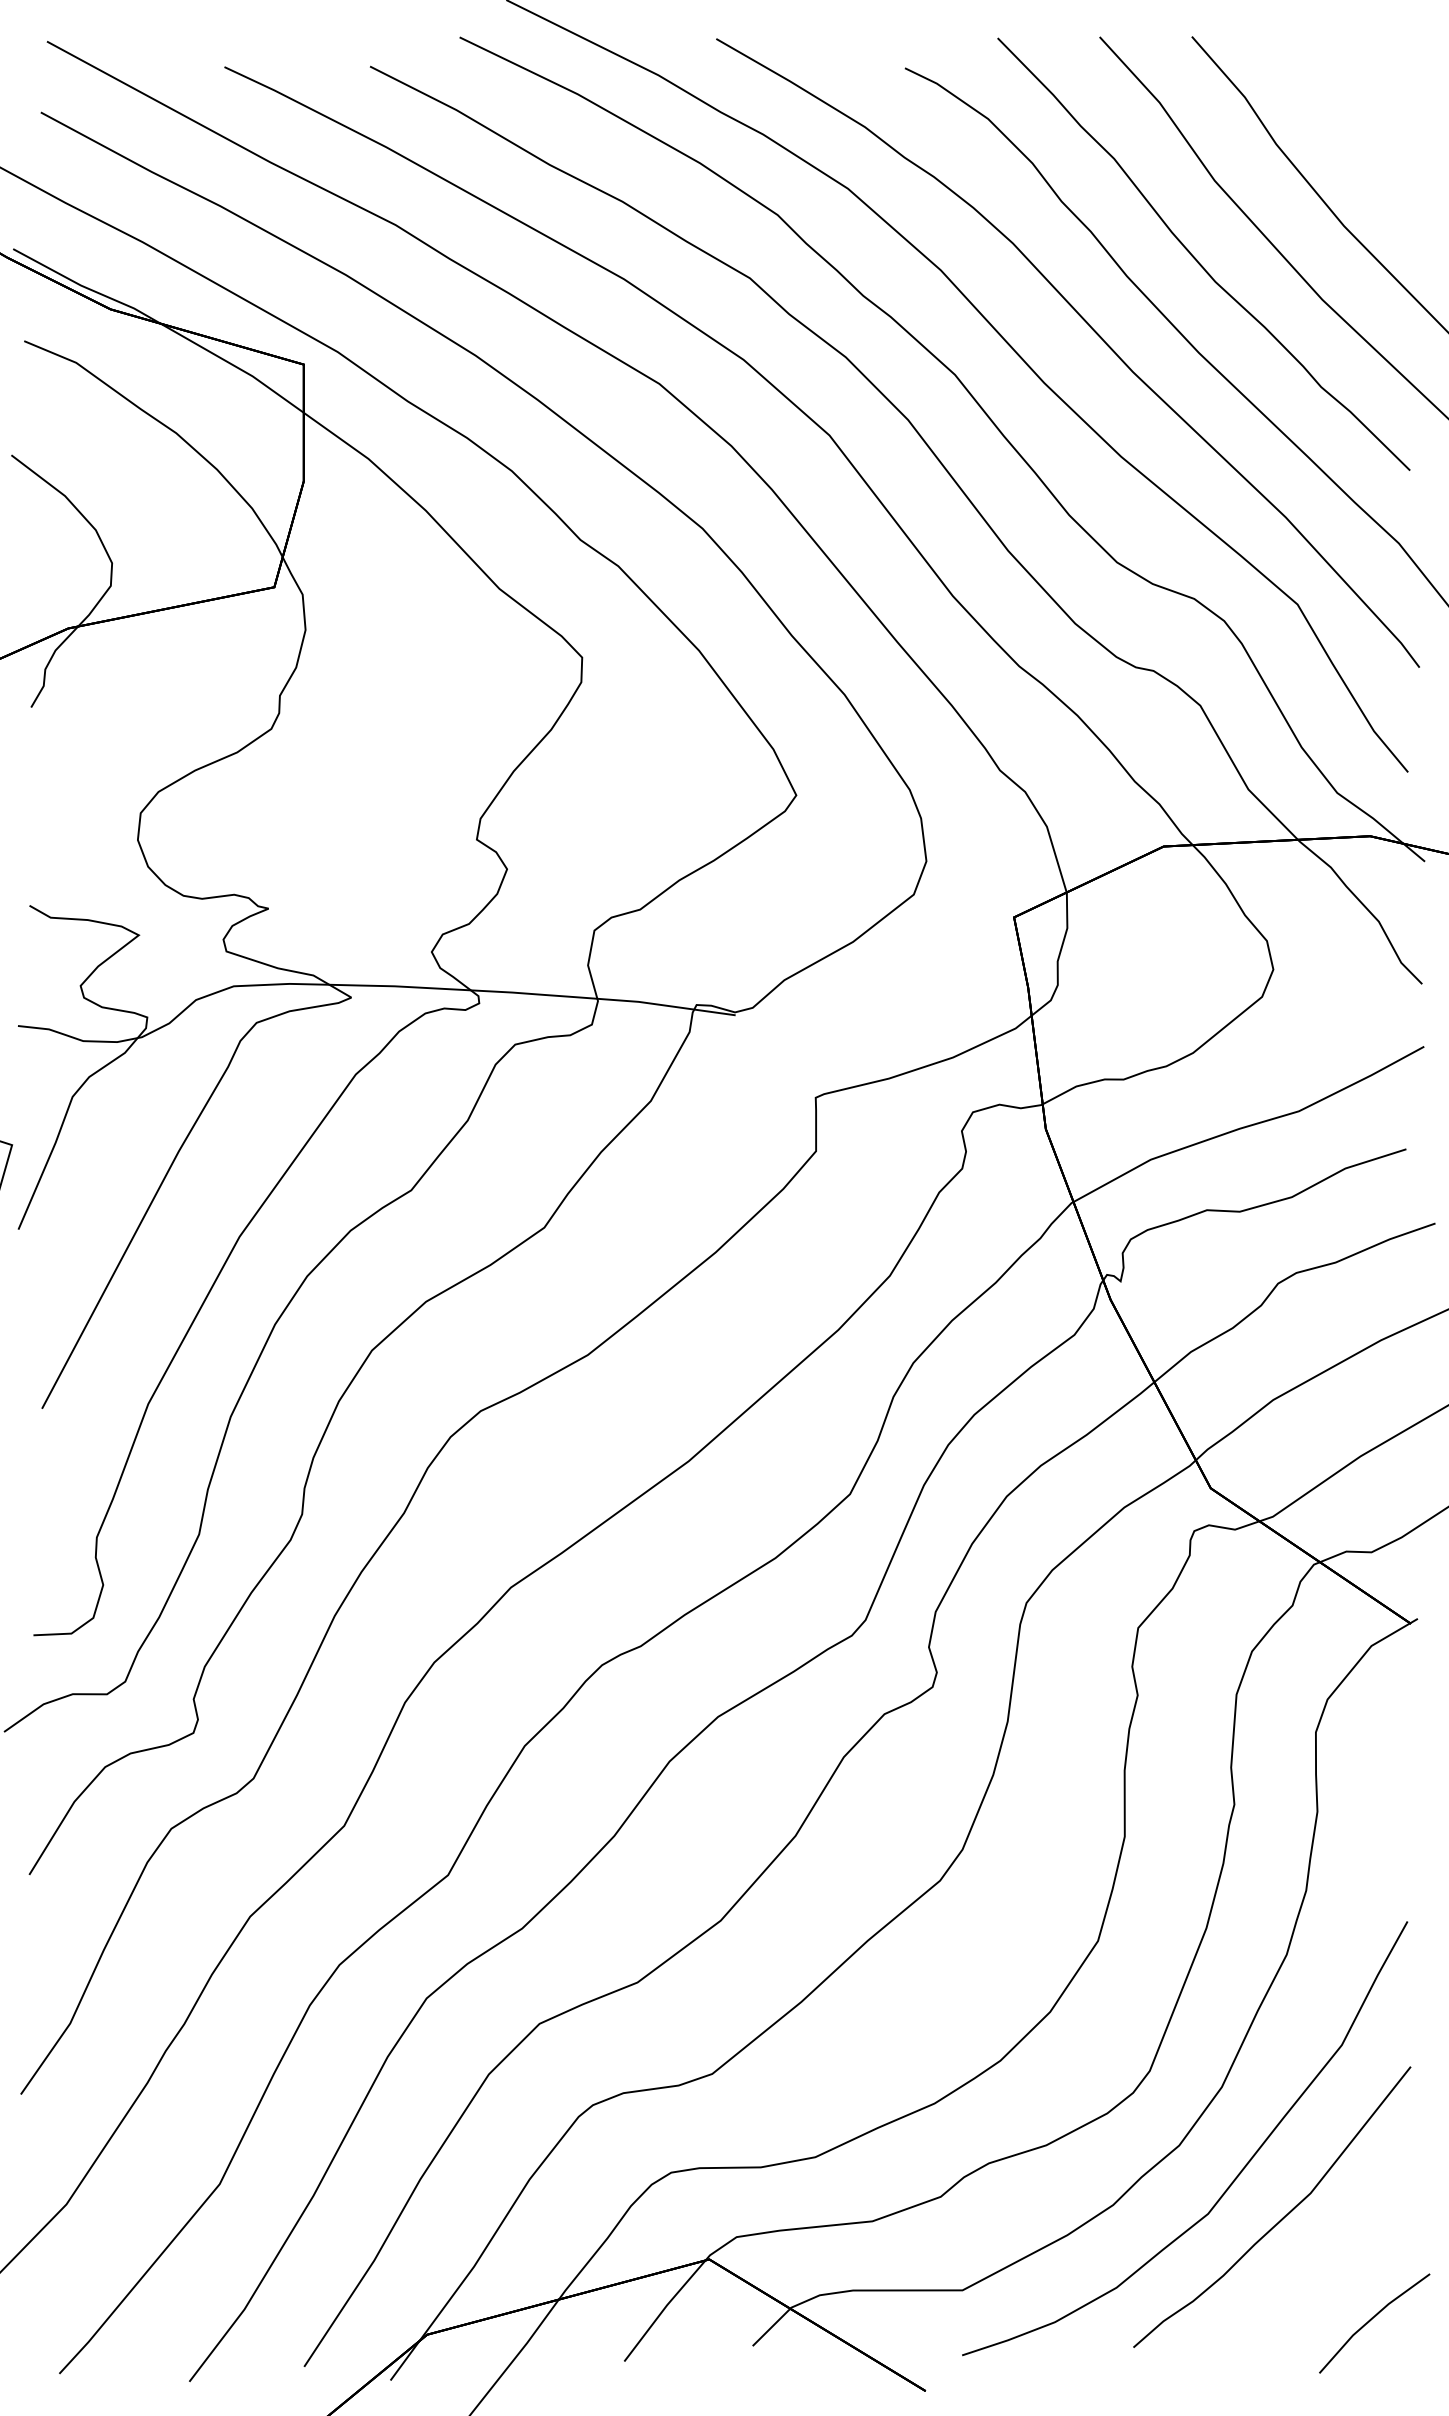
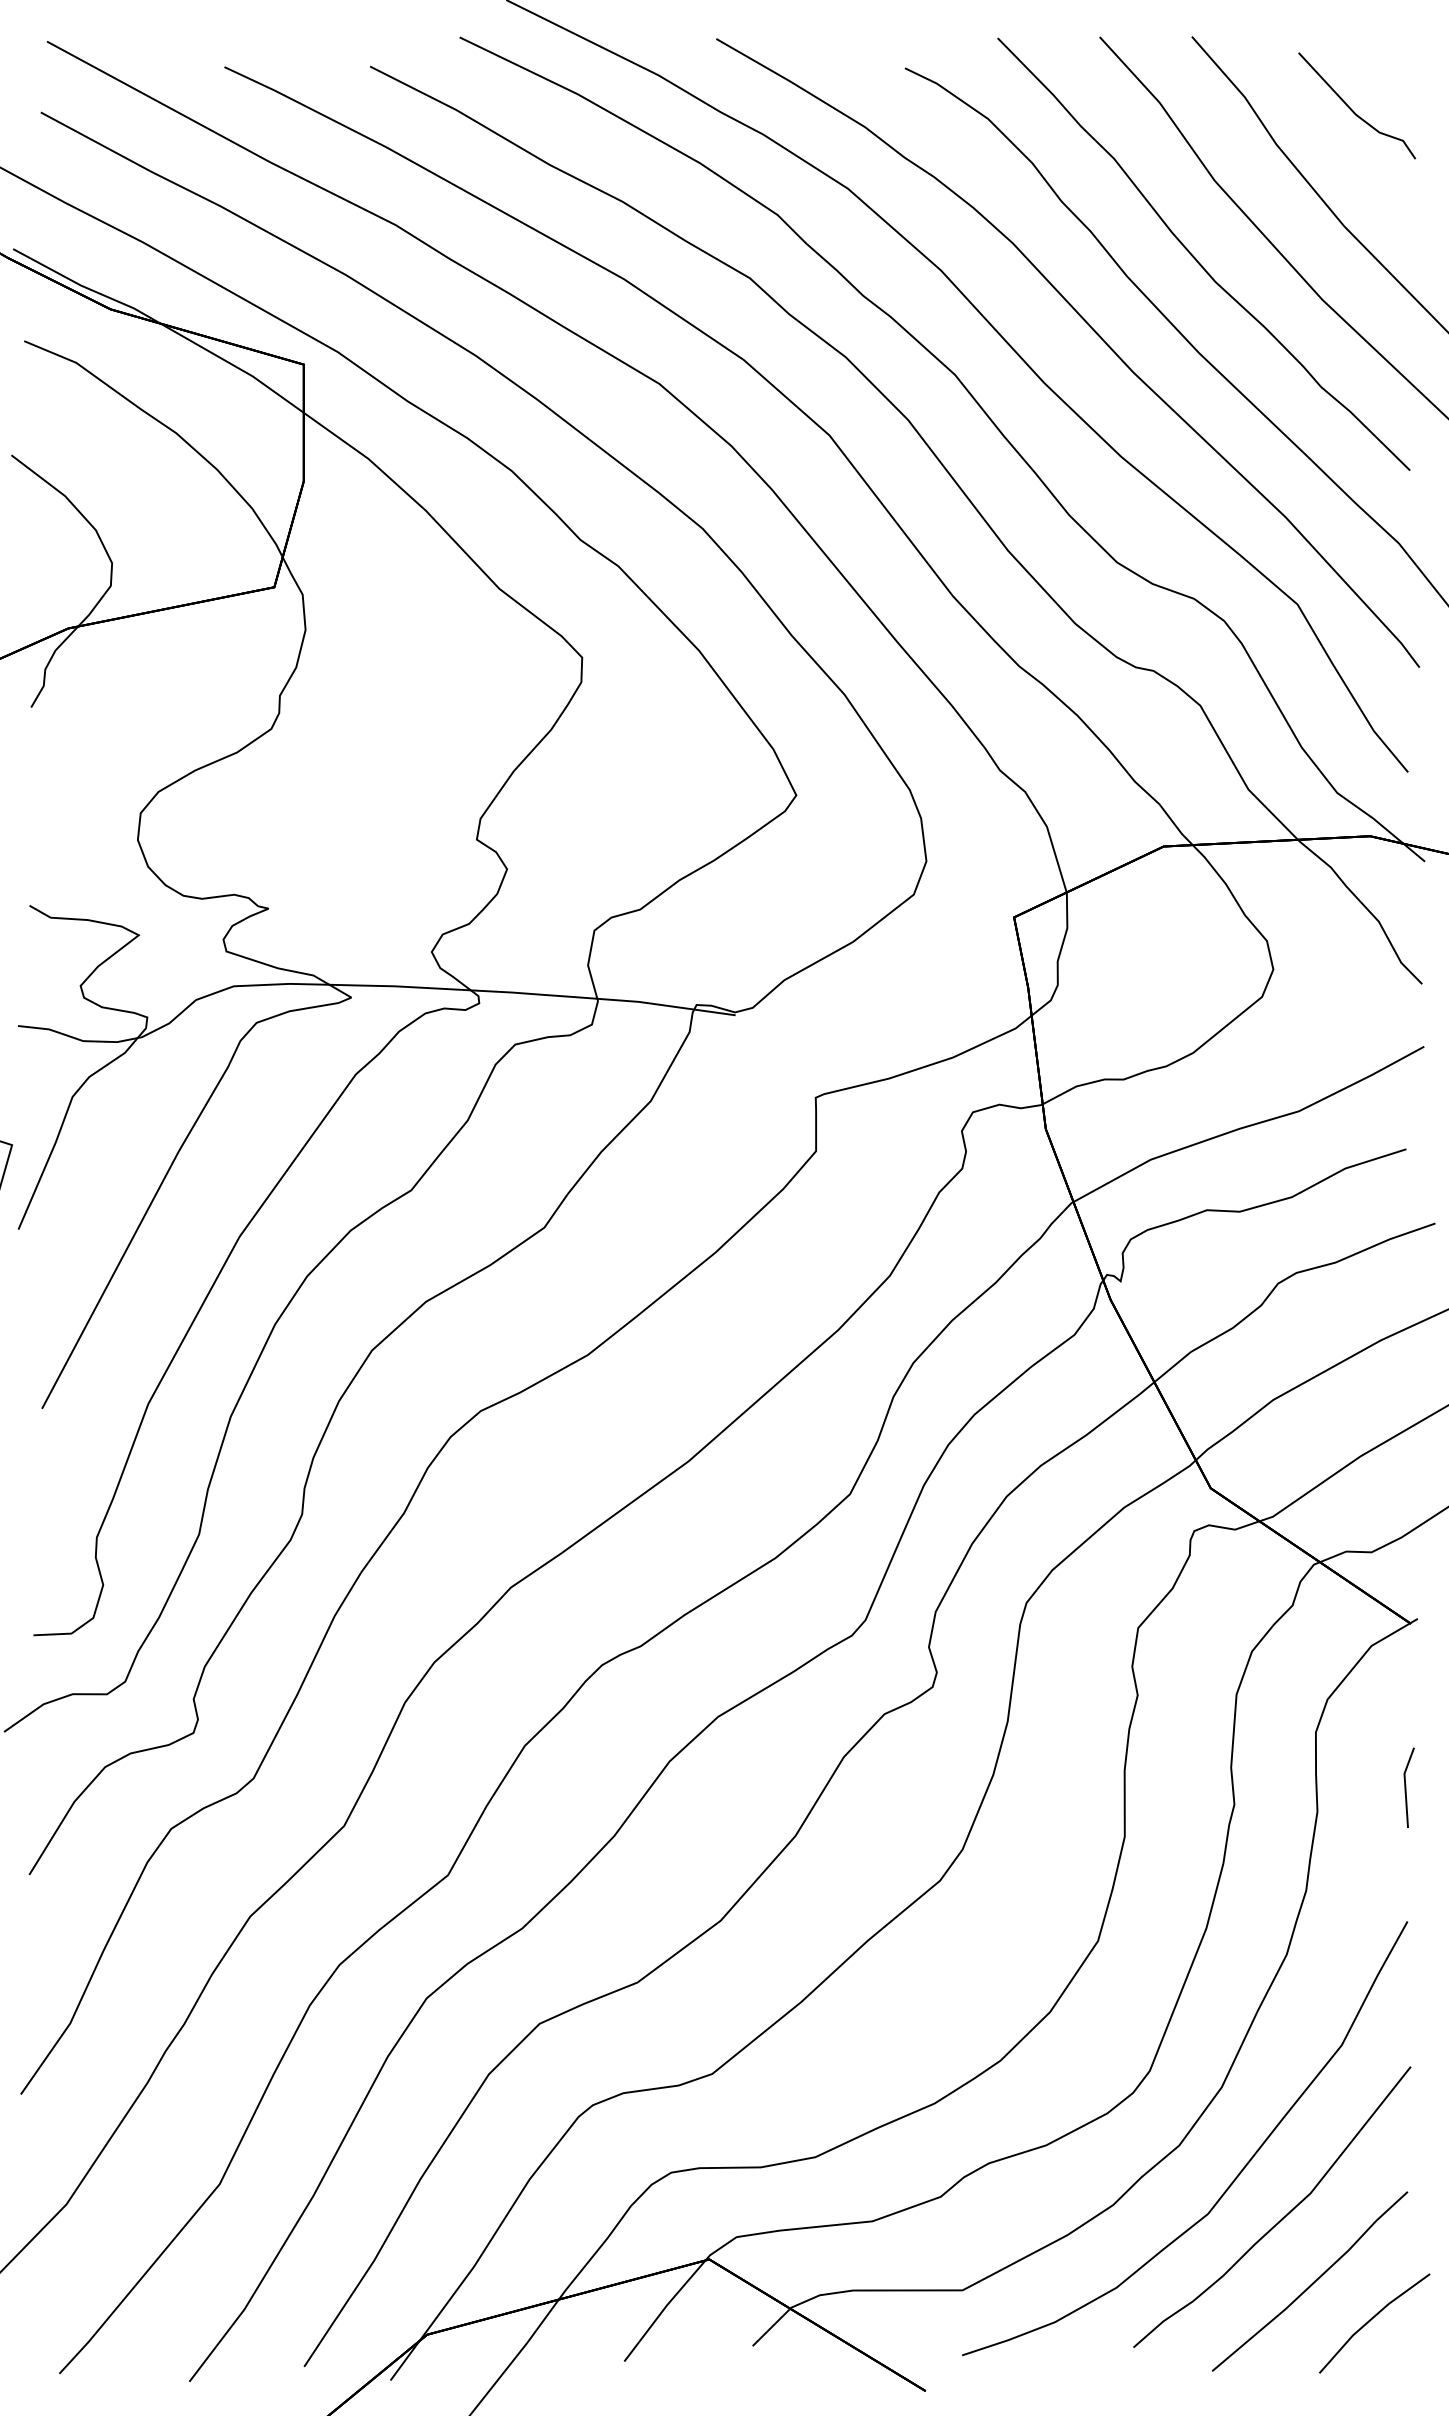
line: none -> present (1352, 109)
line: none -> present (1406, 1787)
line: none -> present (1311, 2283)
